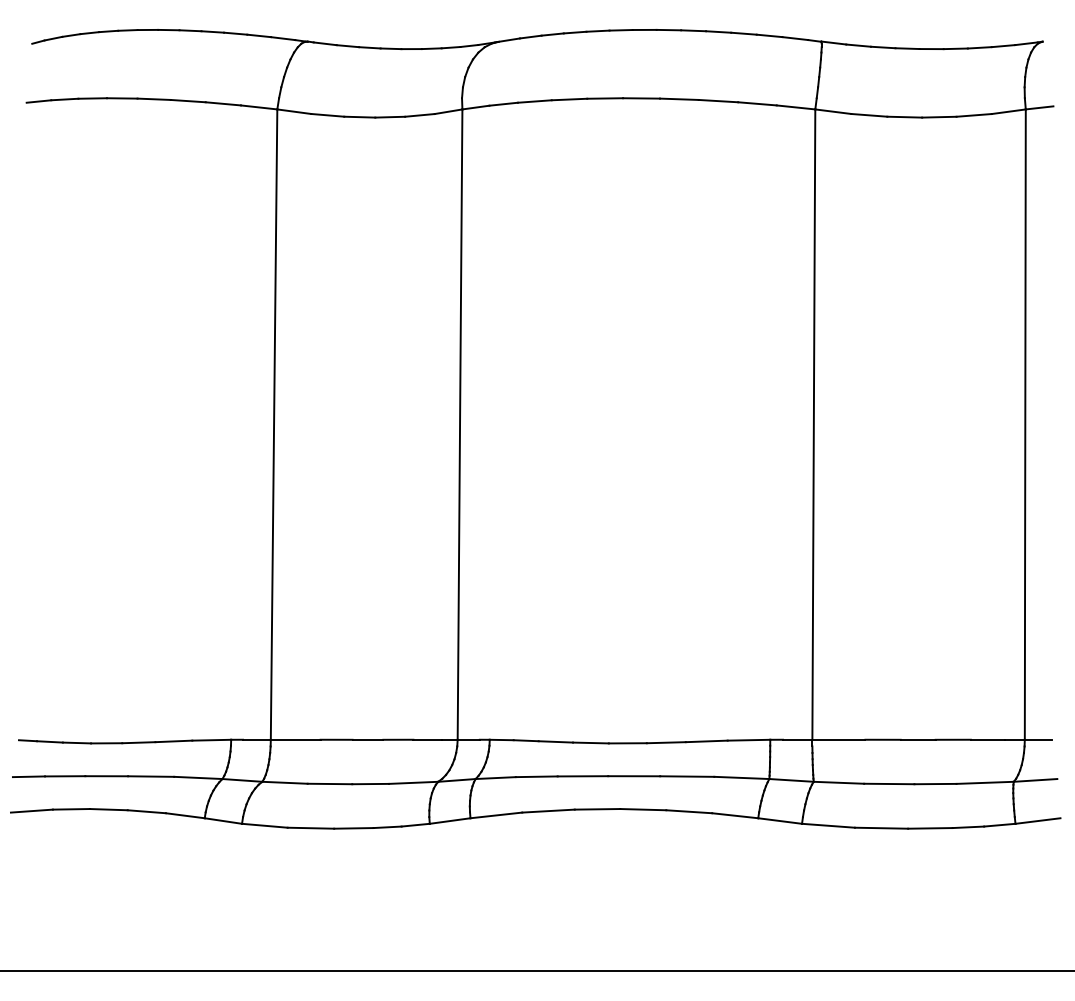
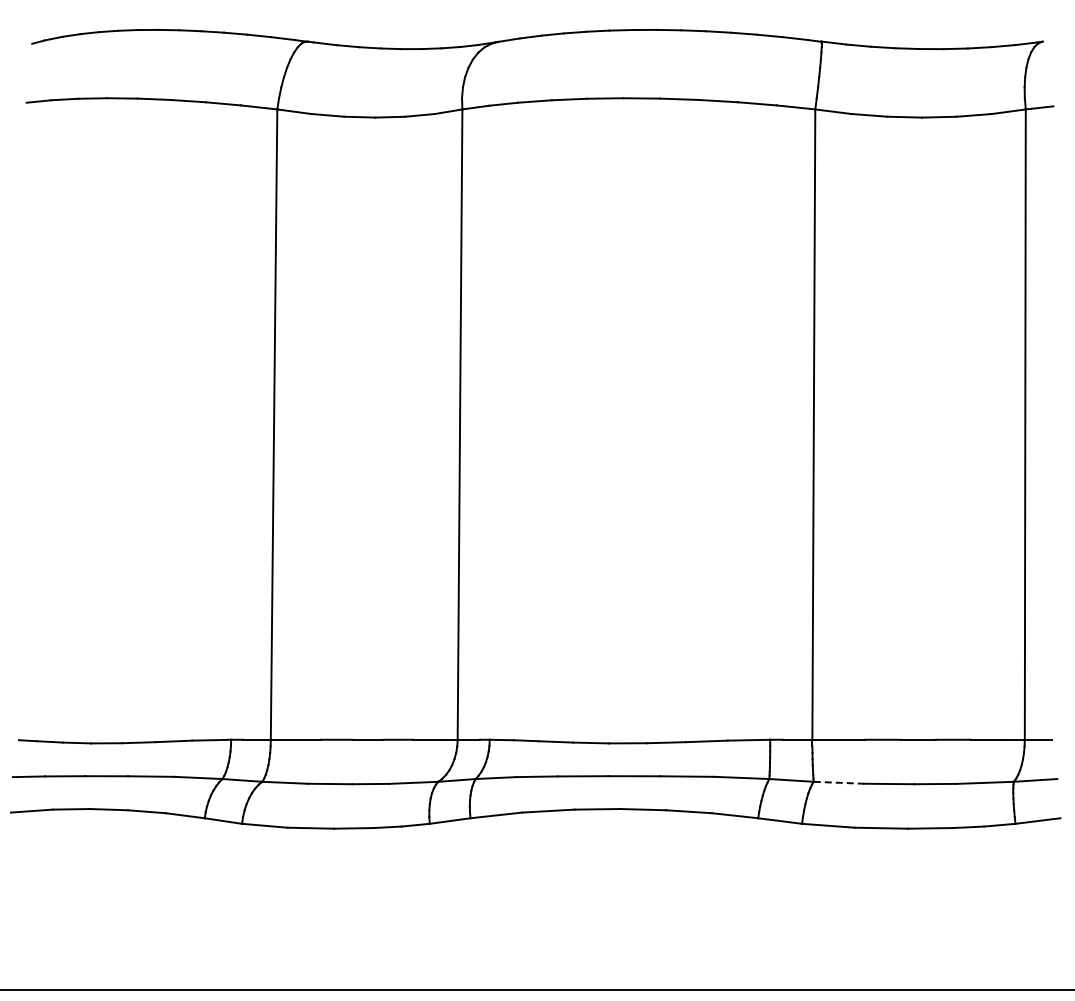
line: solid -> dashed (839, 782)
line position: (536, 971) -> (536, 990) (536, 990)
